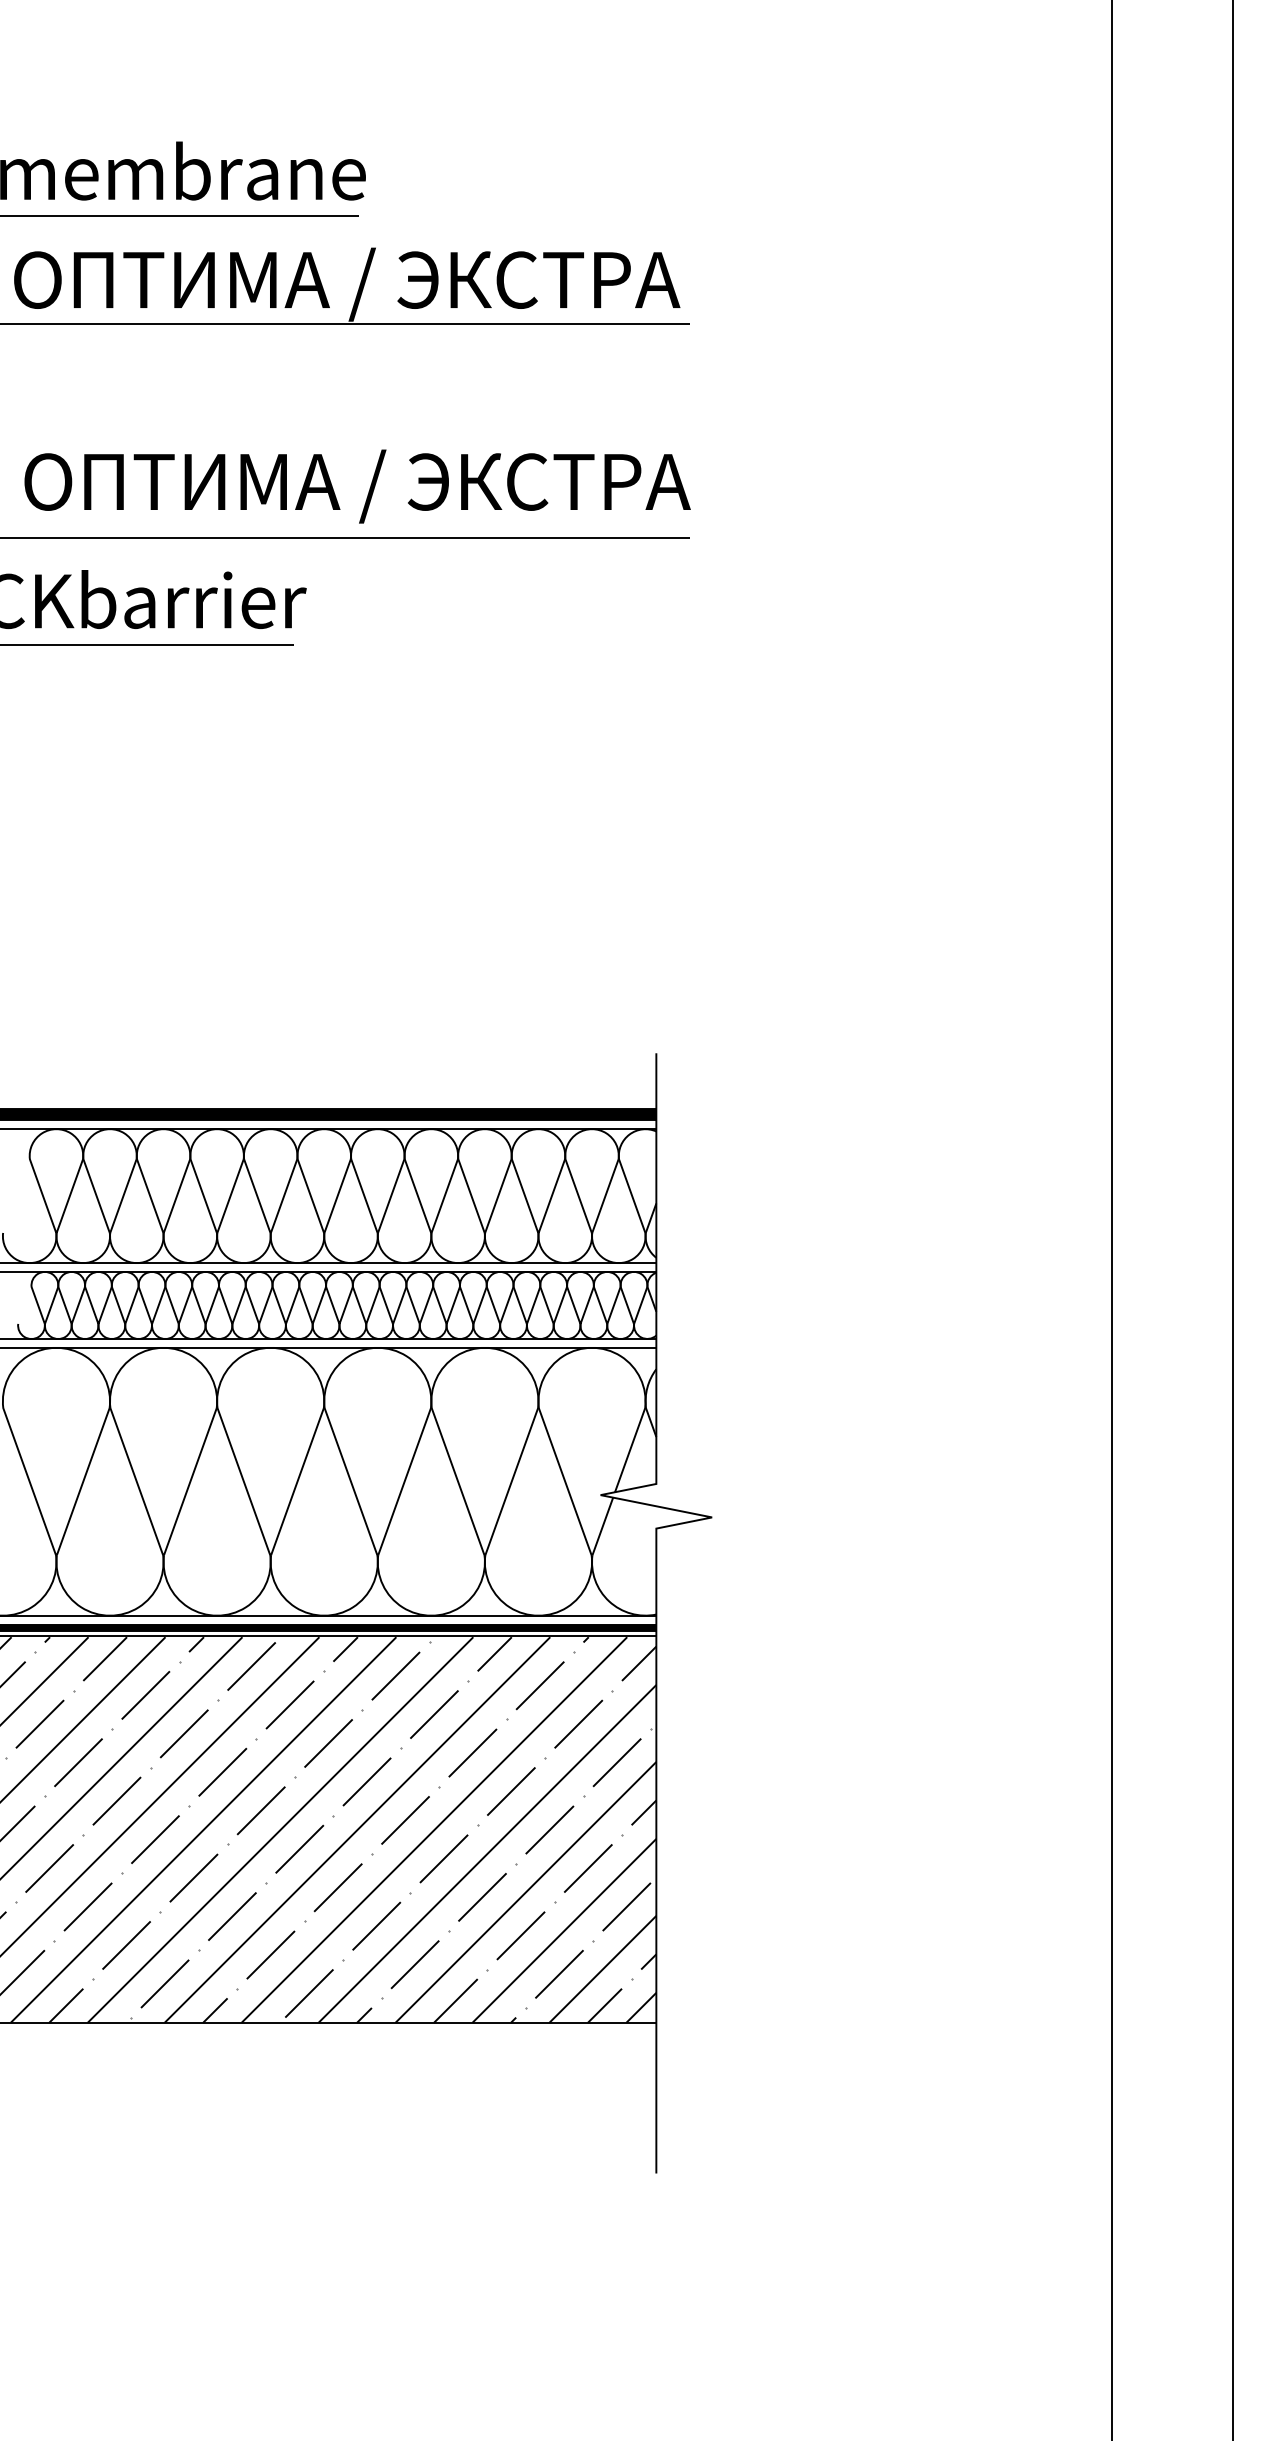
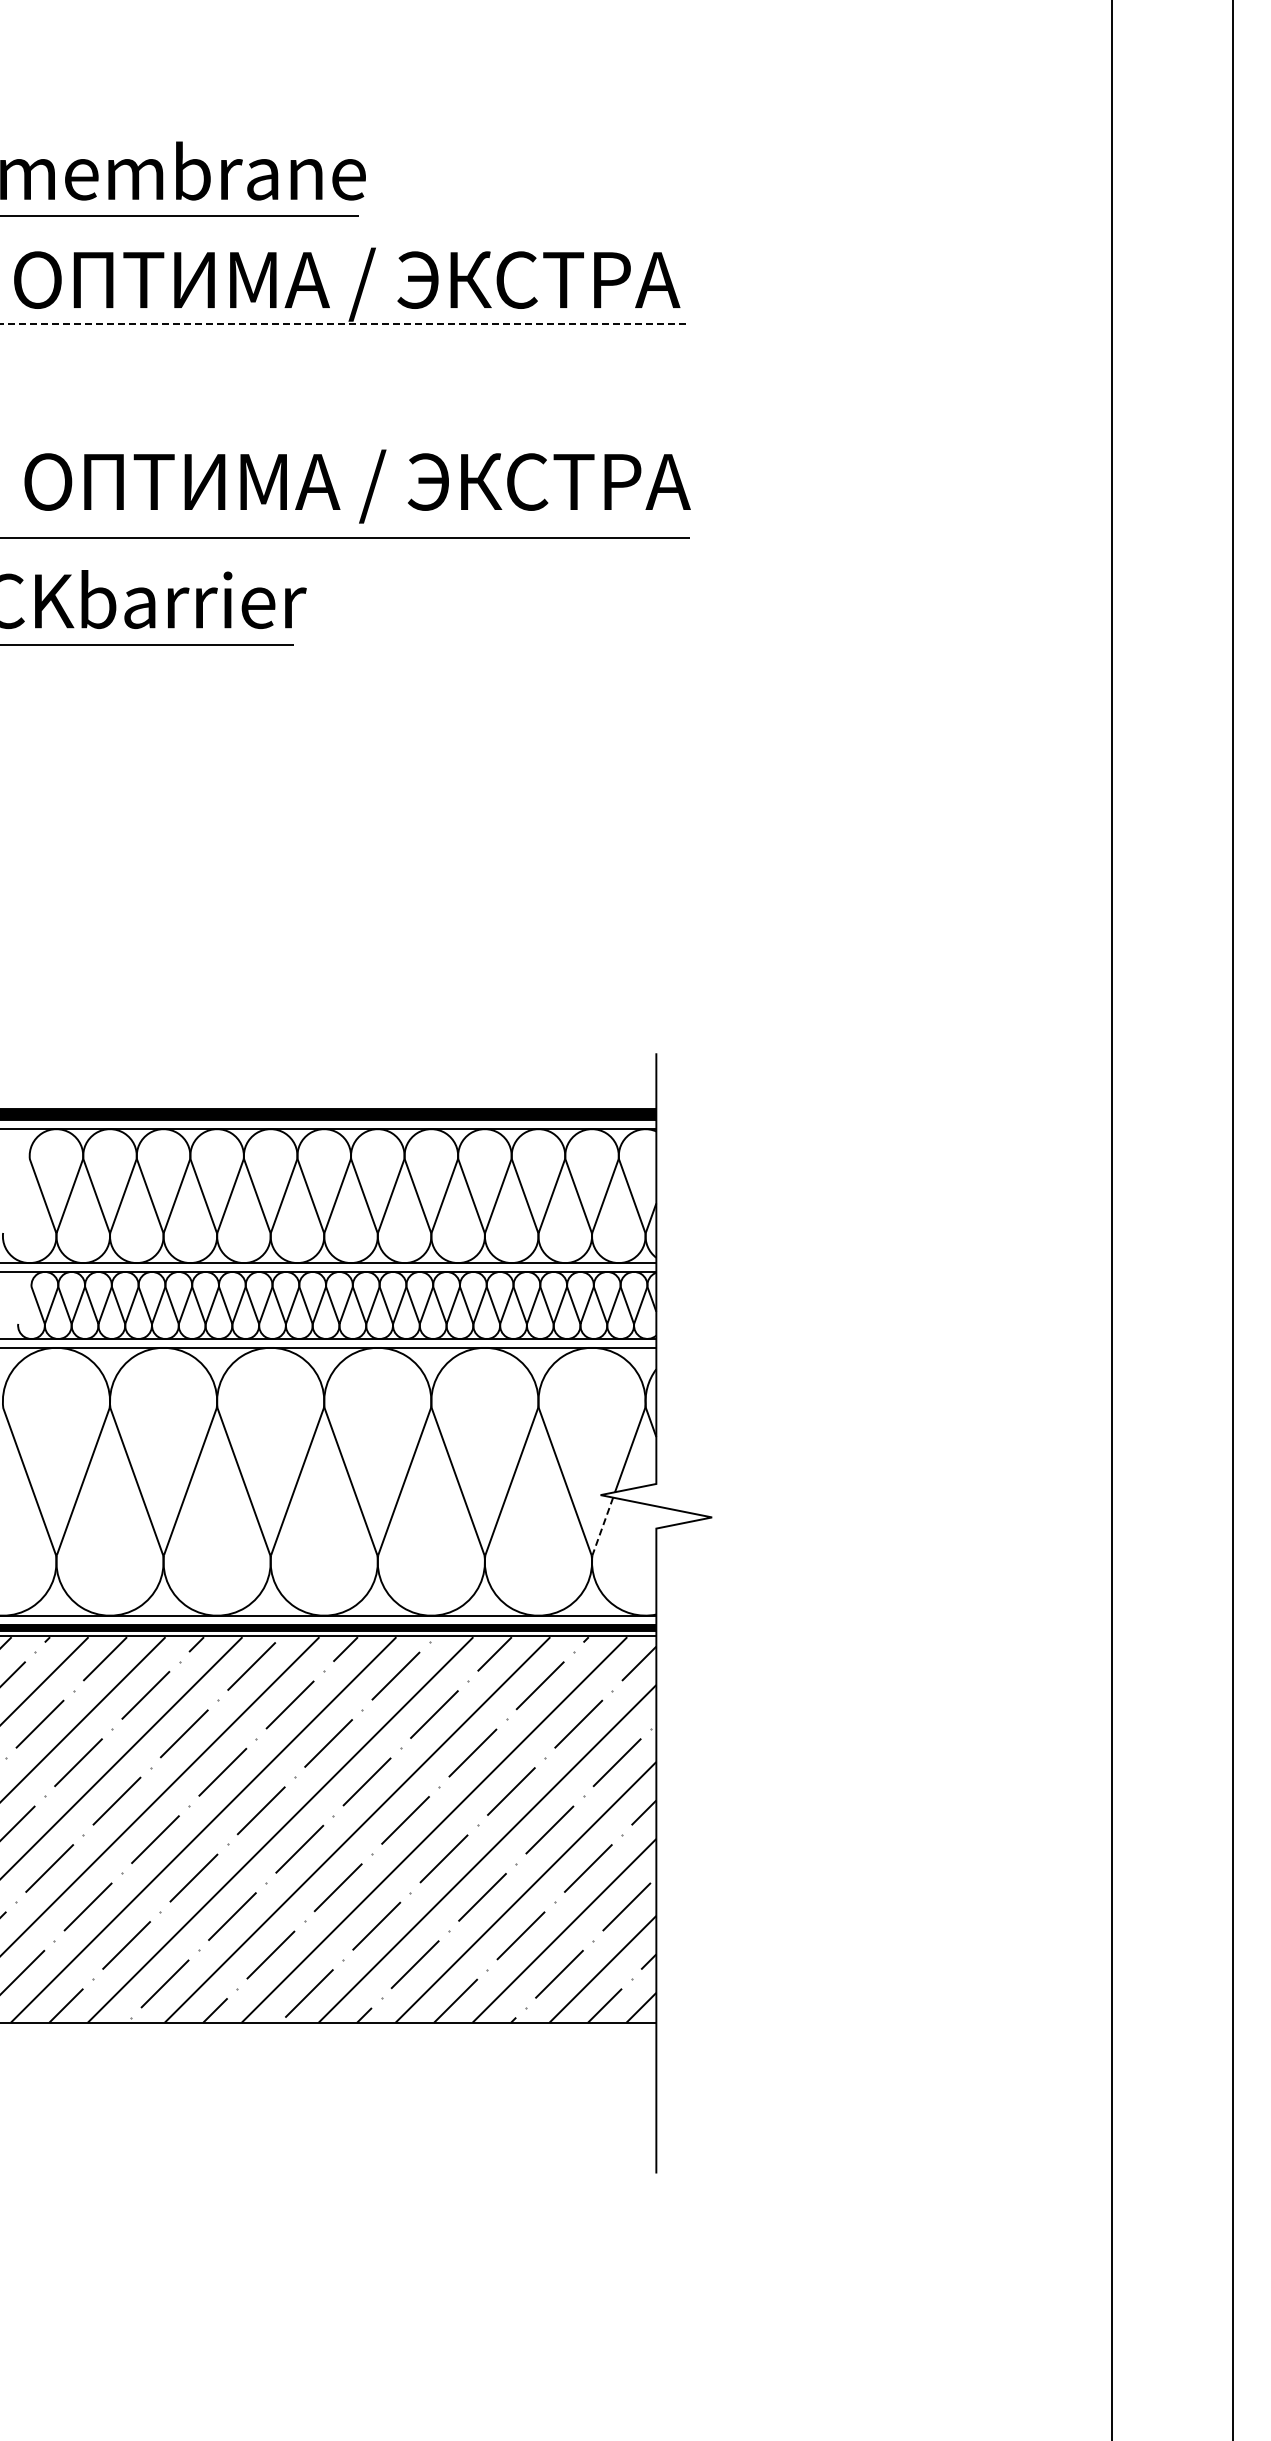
line: solid -> dashed (345, 323)
line: solid -> dashed (602, 1526)
